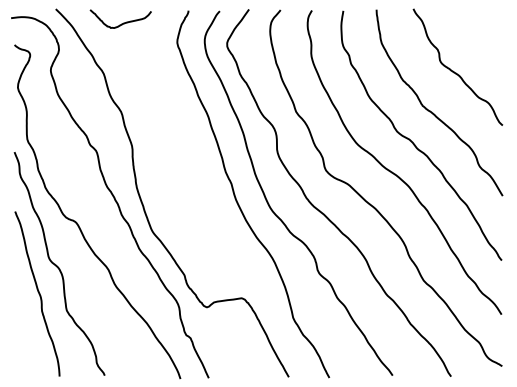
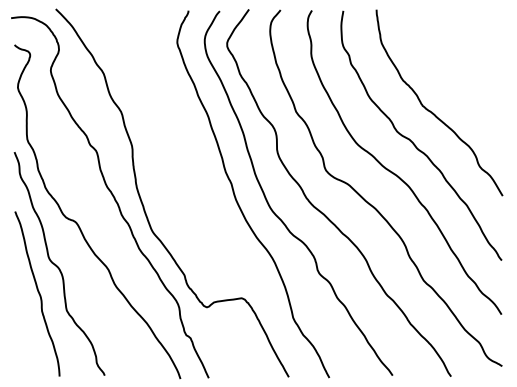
curve: present -> none (123, 22)
curve: present -> none (453, 70)
